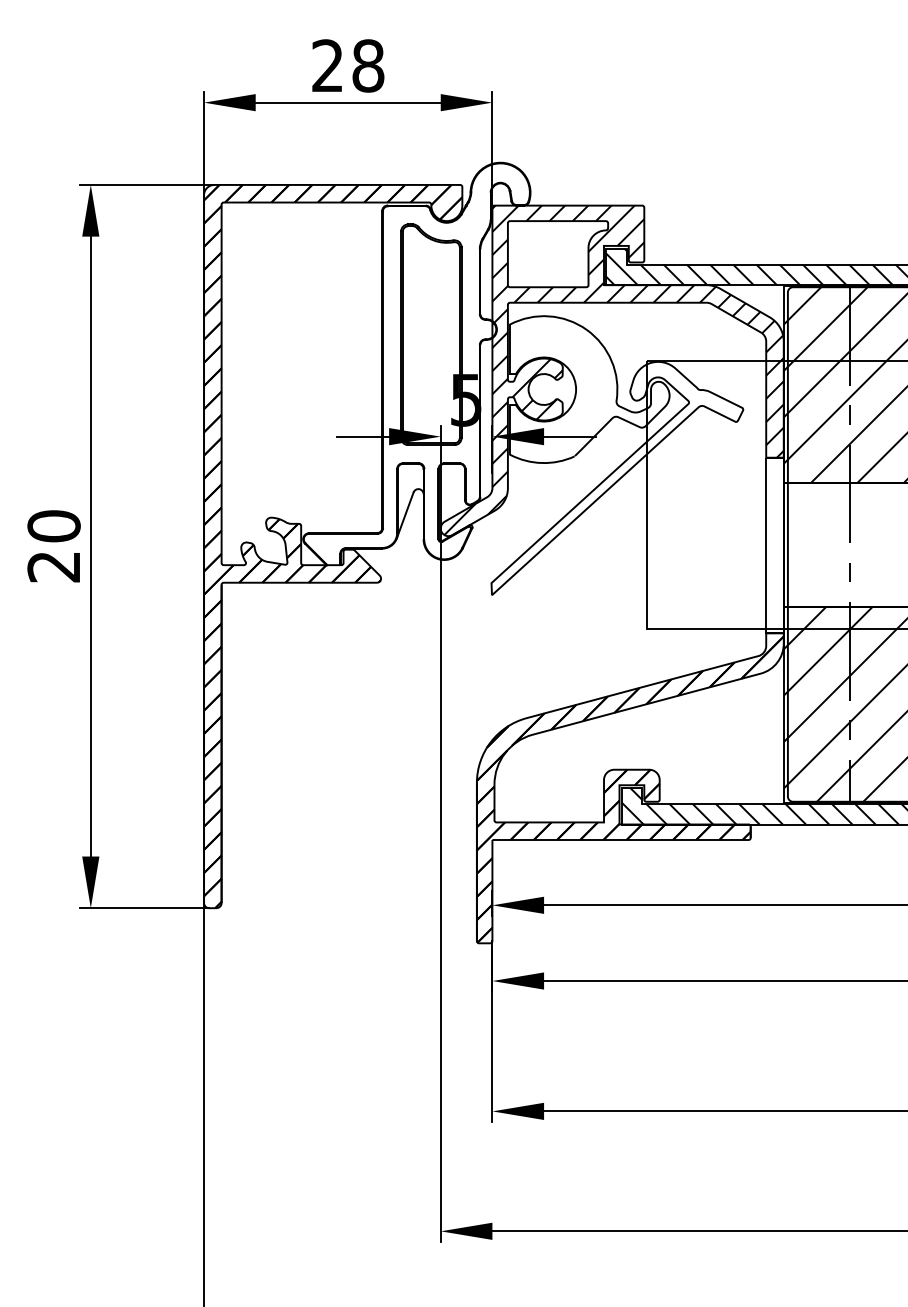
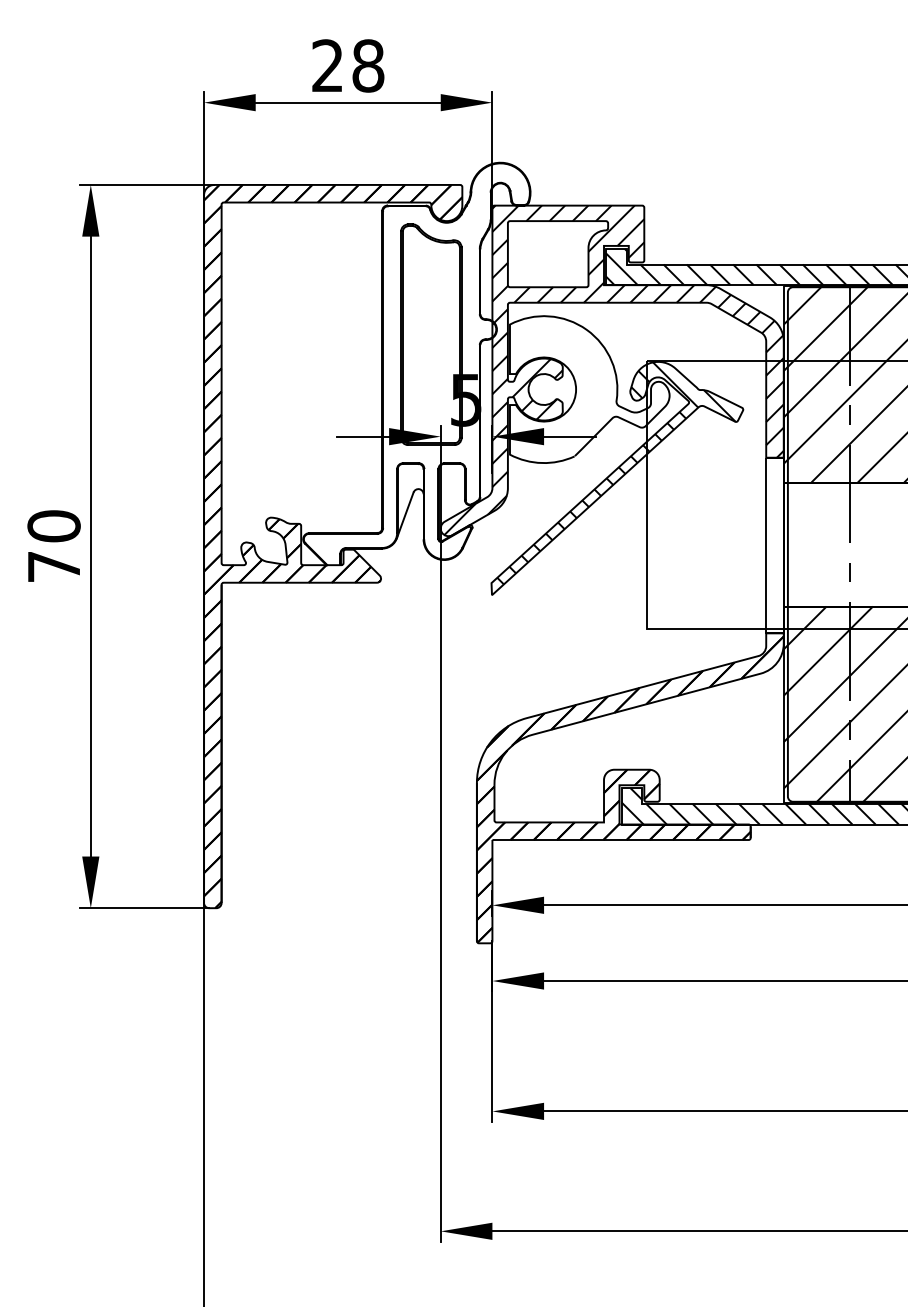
hatch: none -> present (616, 473)
text: 20 -> 70 (53, 567)
